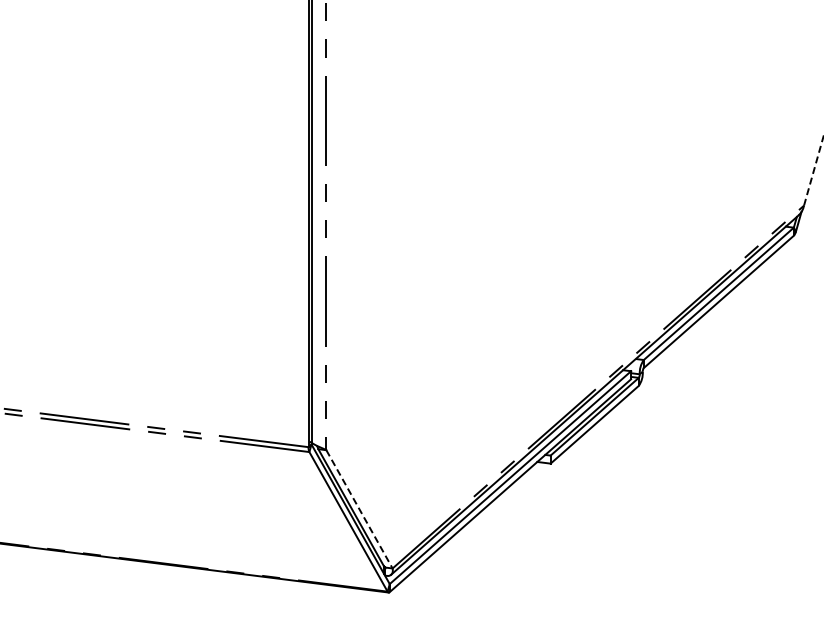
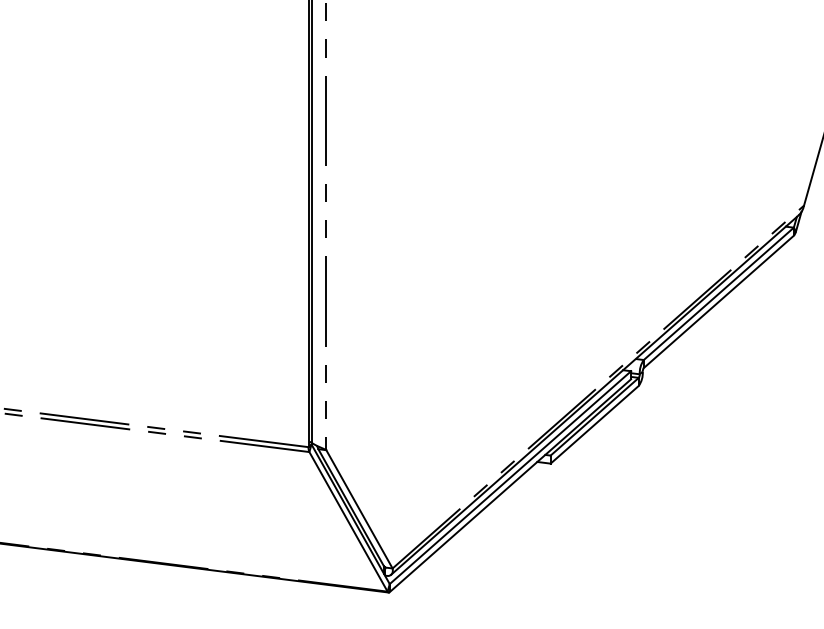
line: dashed -> solid (814, 170)
line: dashed -> solid (359, 509)
